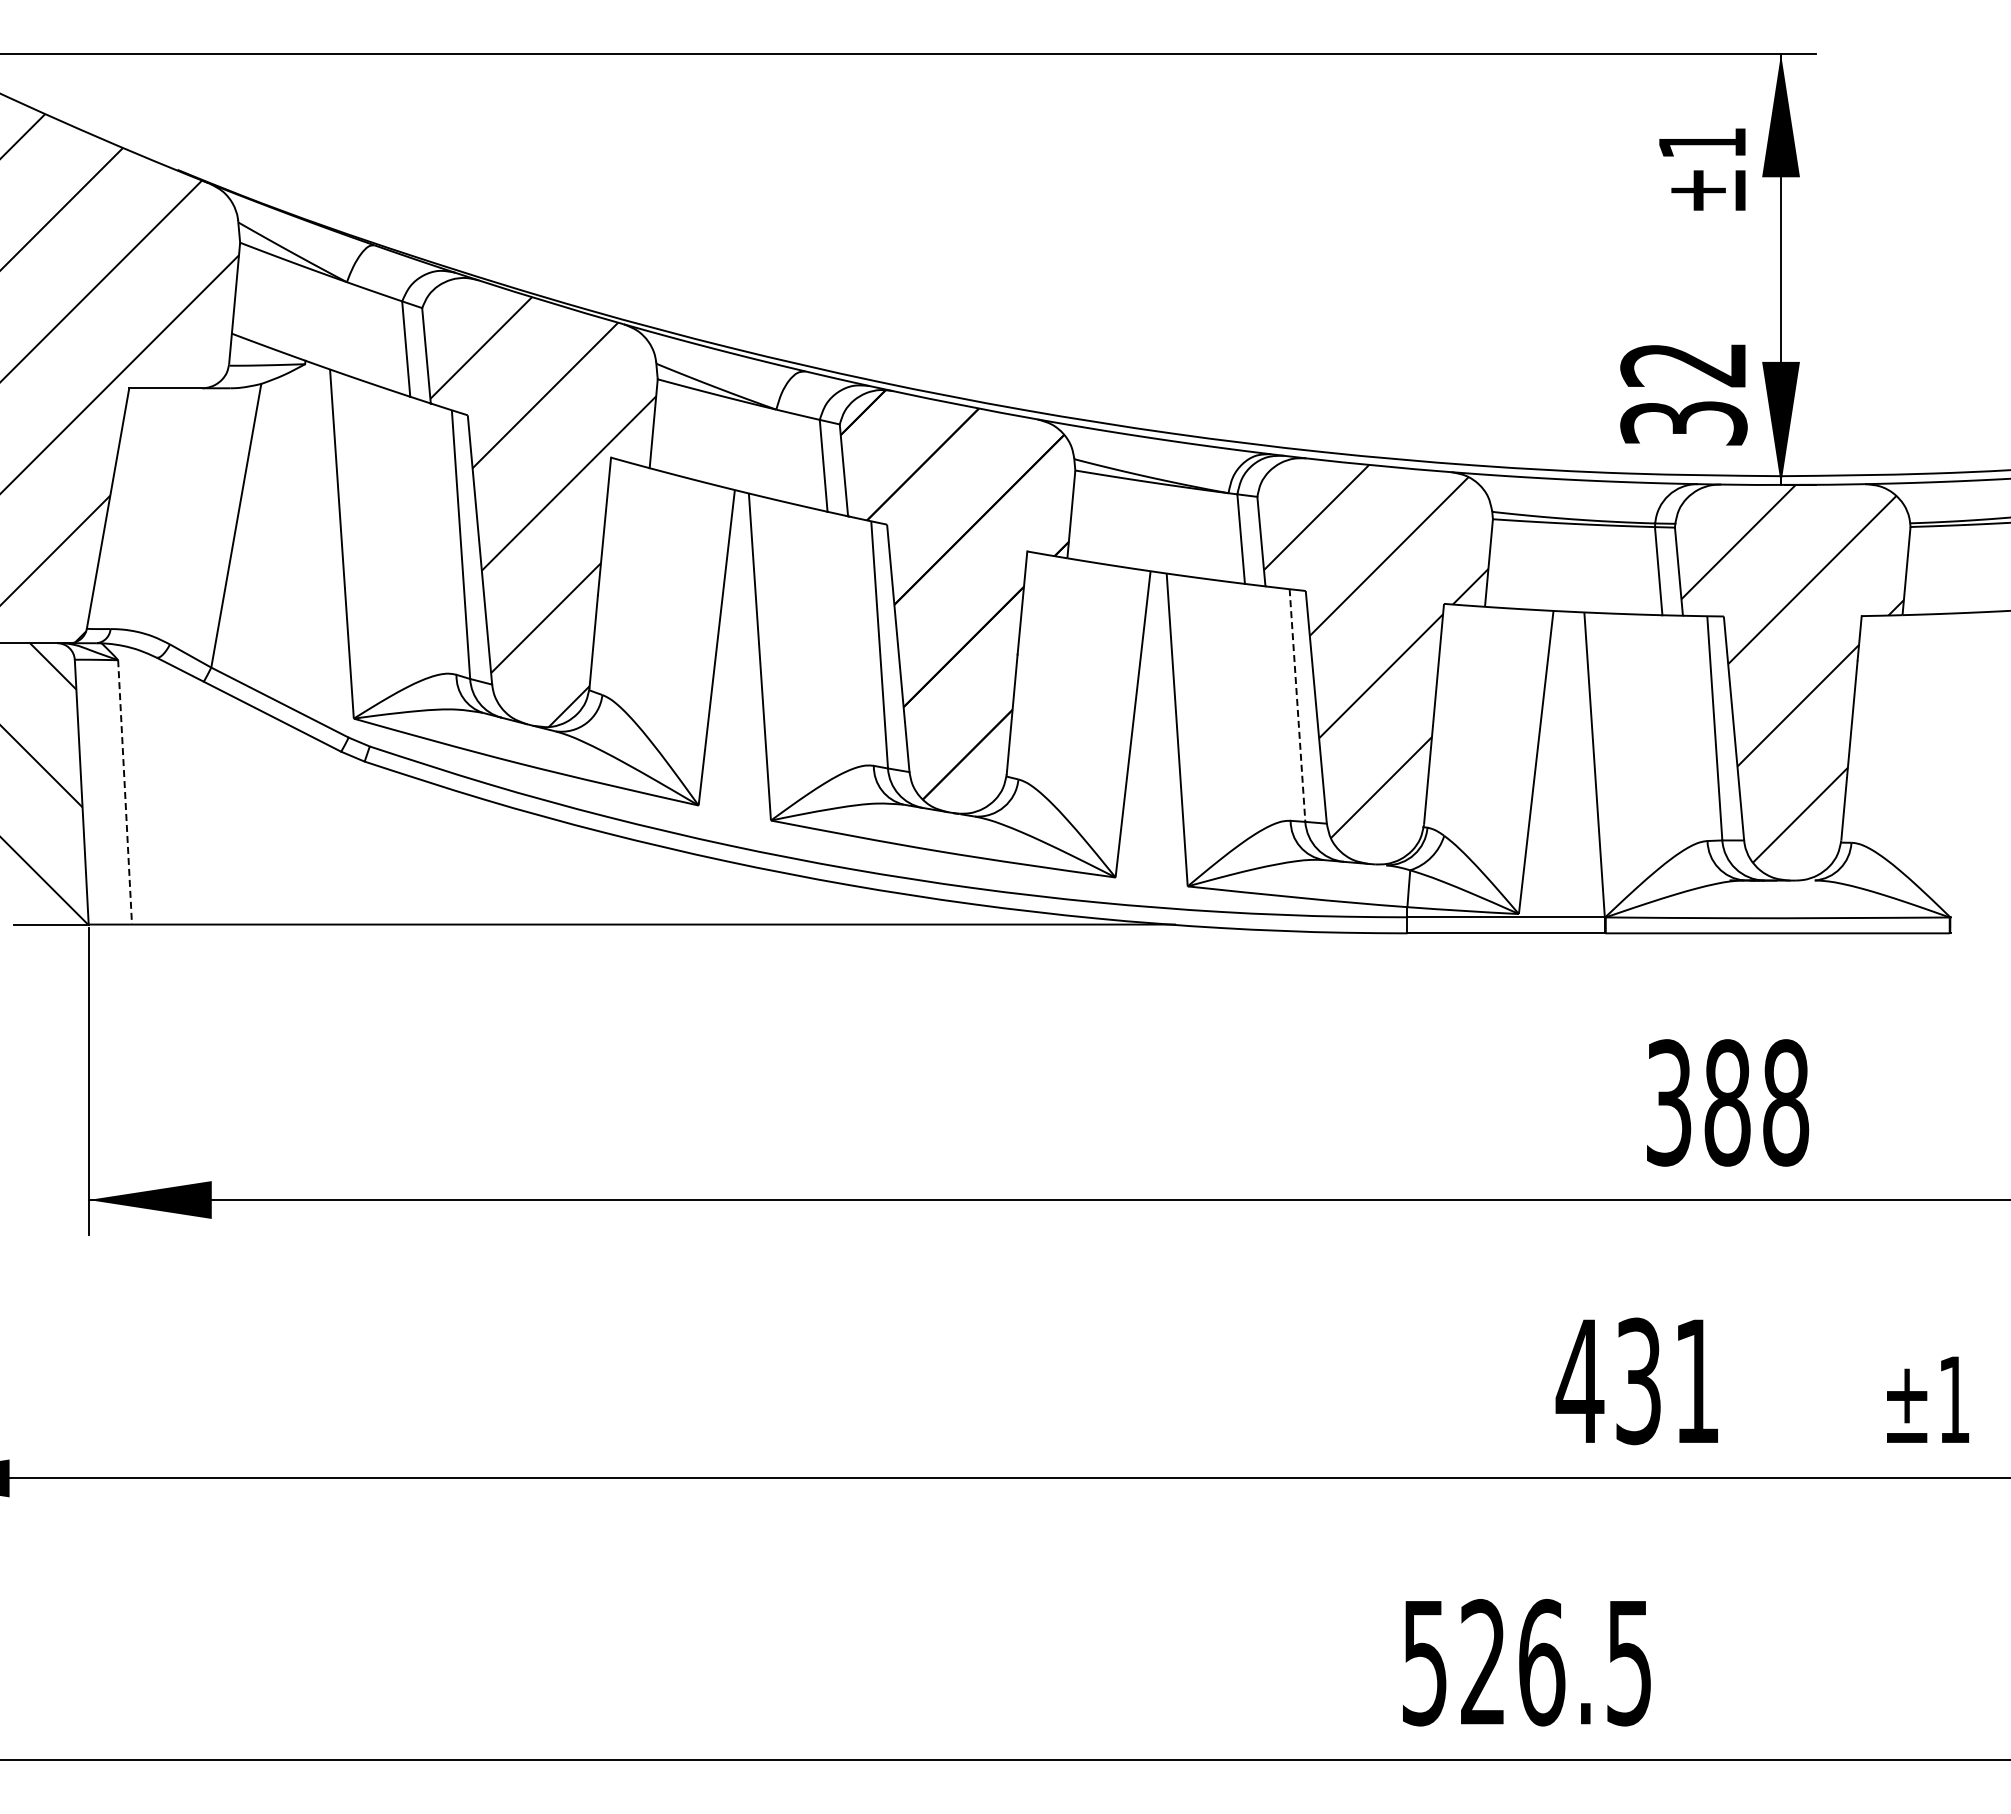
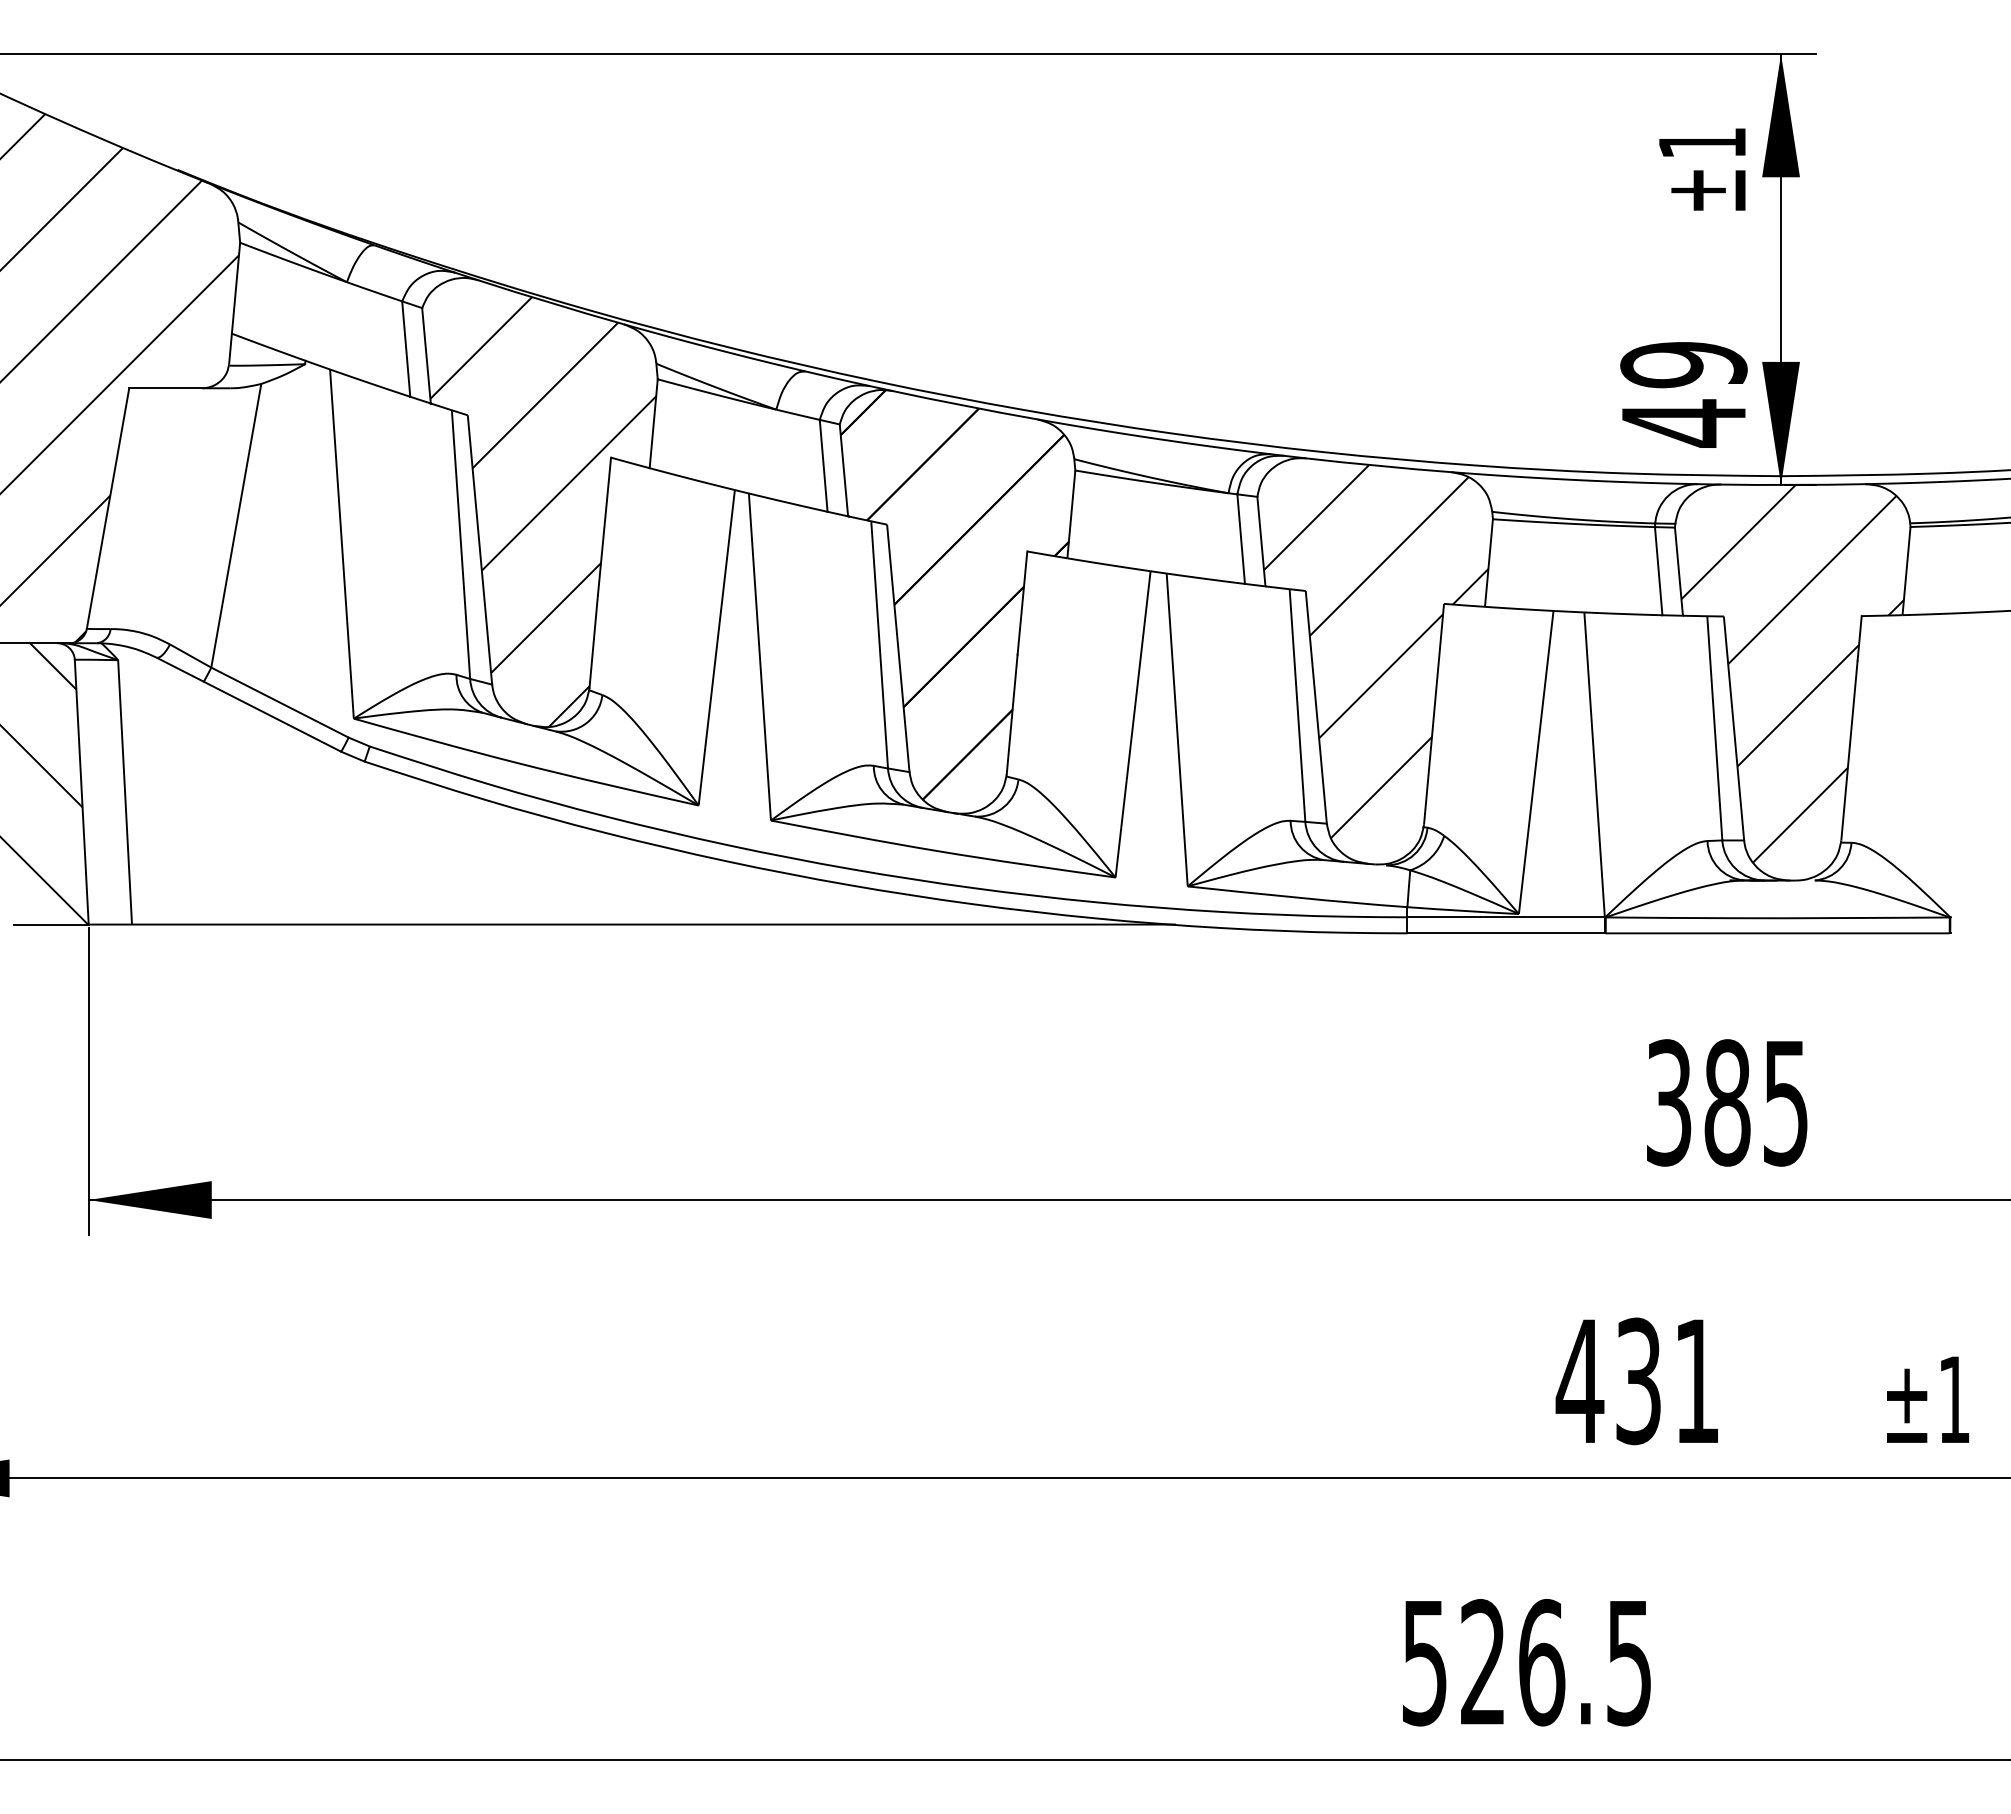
text: 32 -> 49 (1683, 394)
line: dashed -> solid (1297, 707)
line: dashed -> solid (125, 791)
text: 388 -> 385 (1786, 1102)
